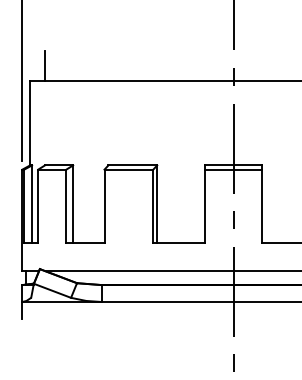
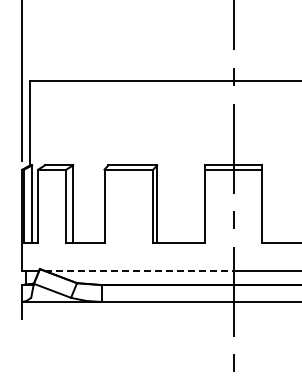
line: present -> none (44, 65)
line: solid -> dashed (139, 271)
